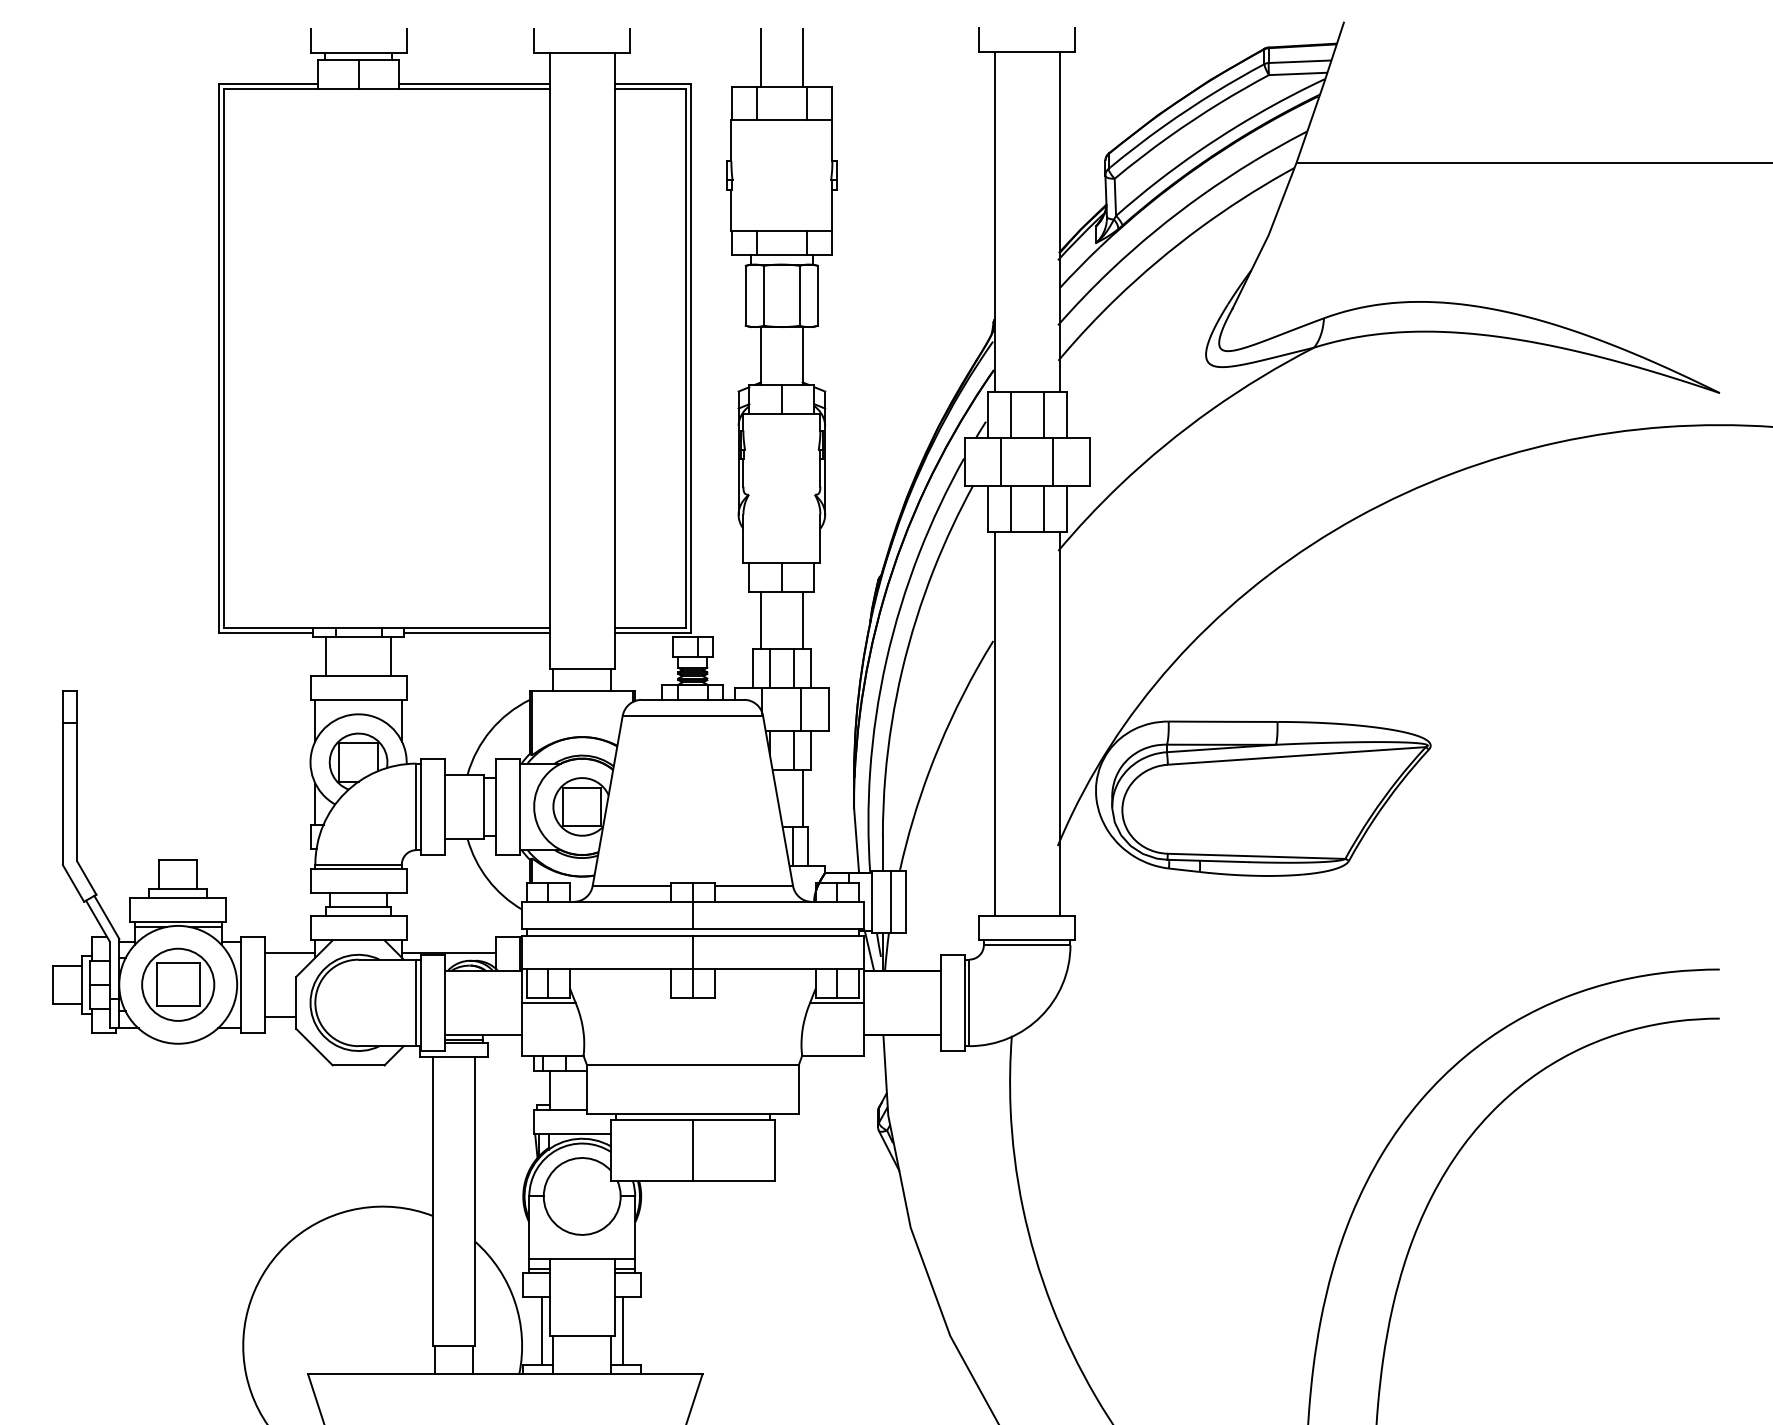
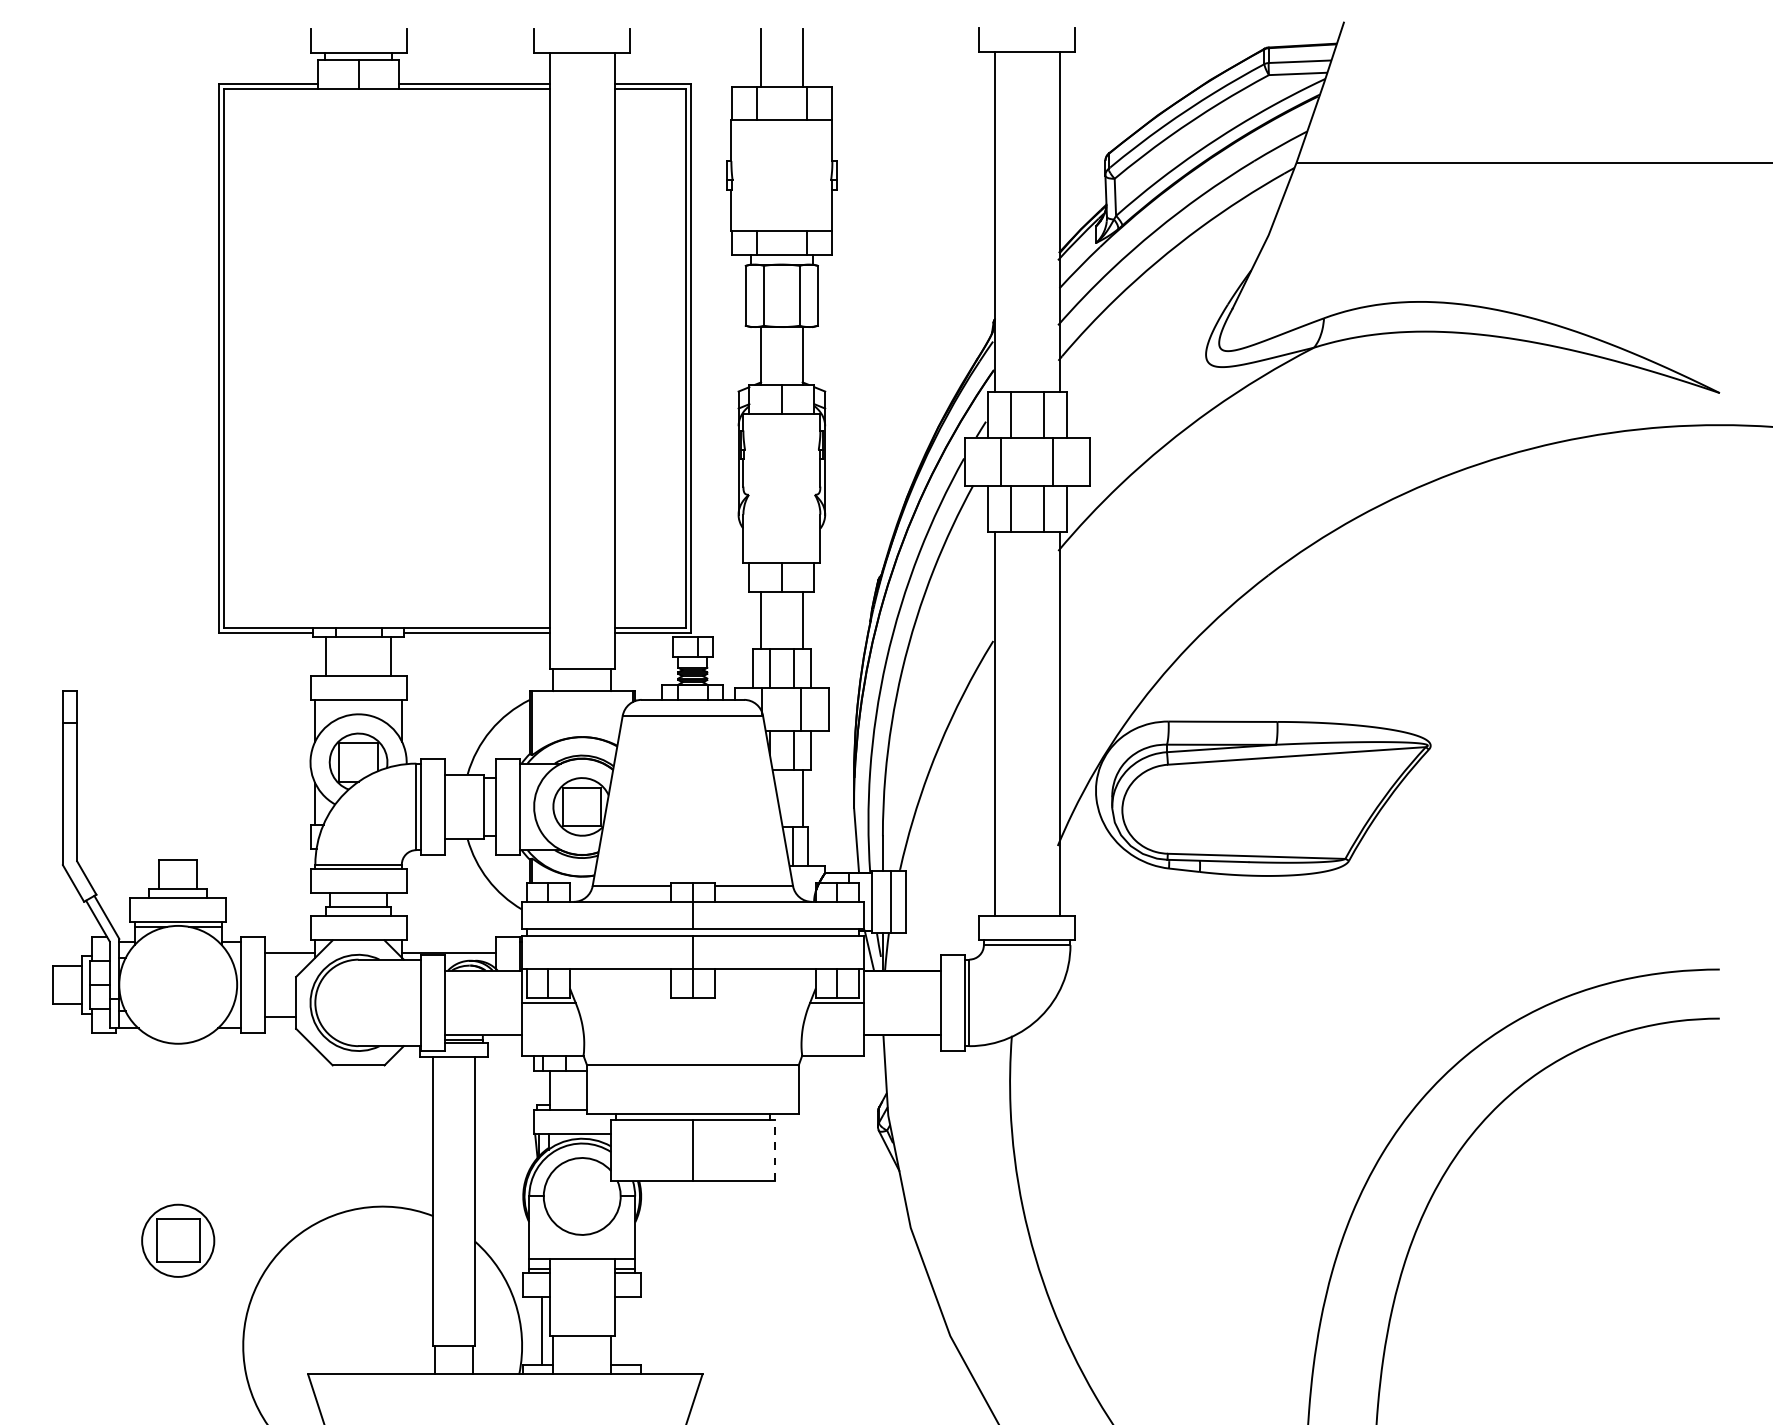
part position: (178, 984) -> (178, 1240) (178, 1240)
line: present -> none (416, 1002)
line: solid -> dashed (774, 1150)
line: present -> none (622, 1330)
